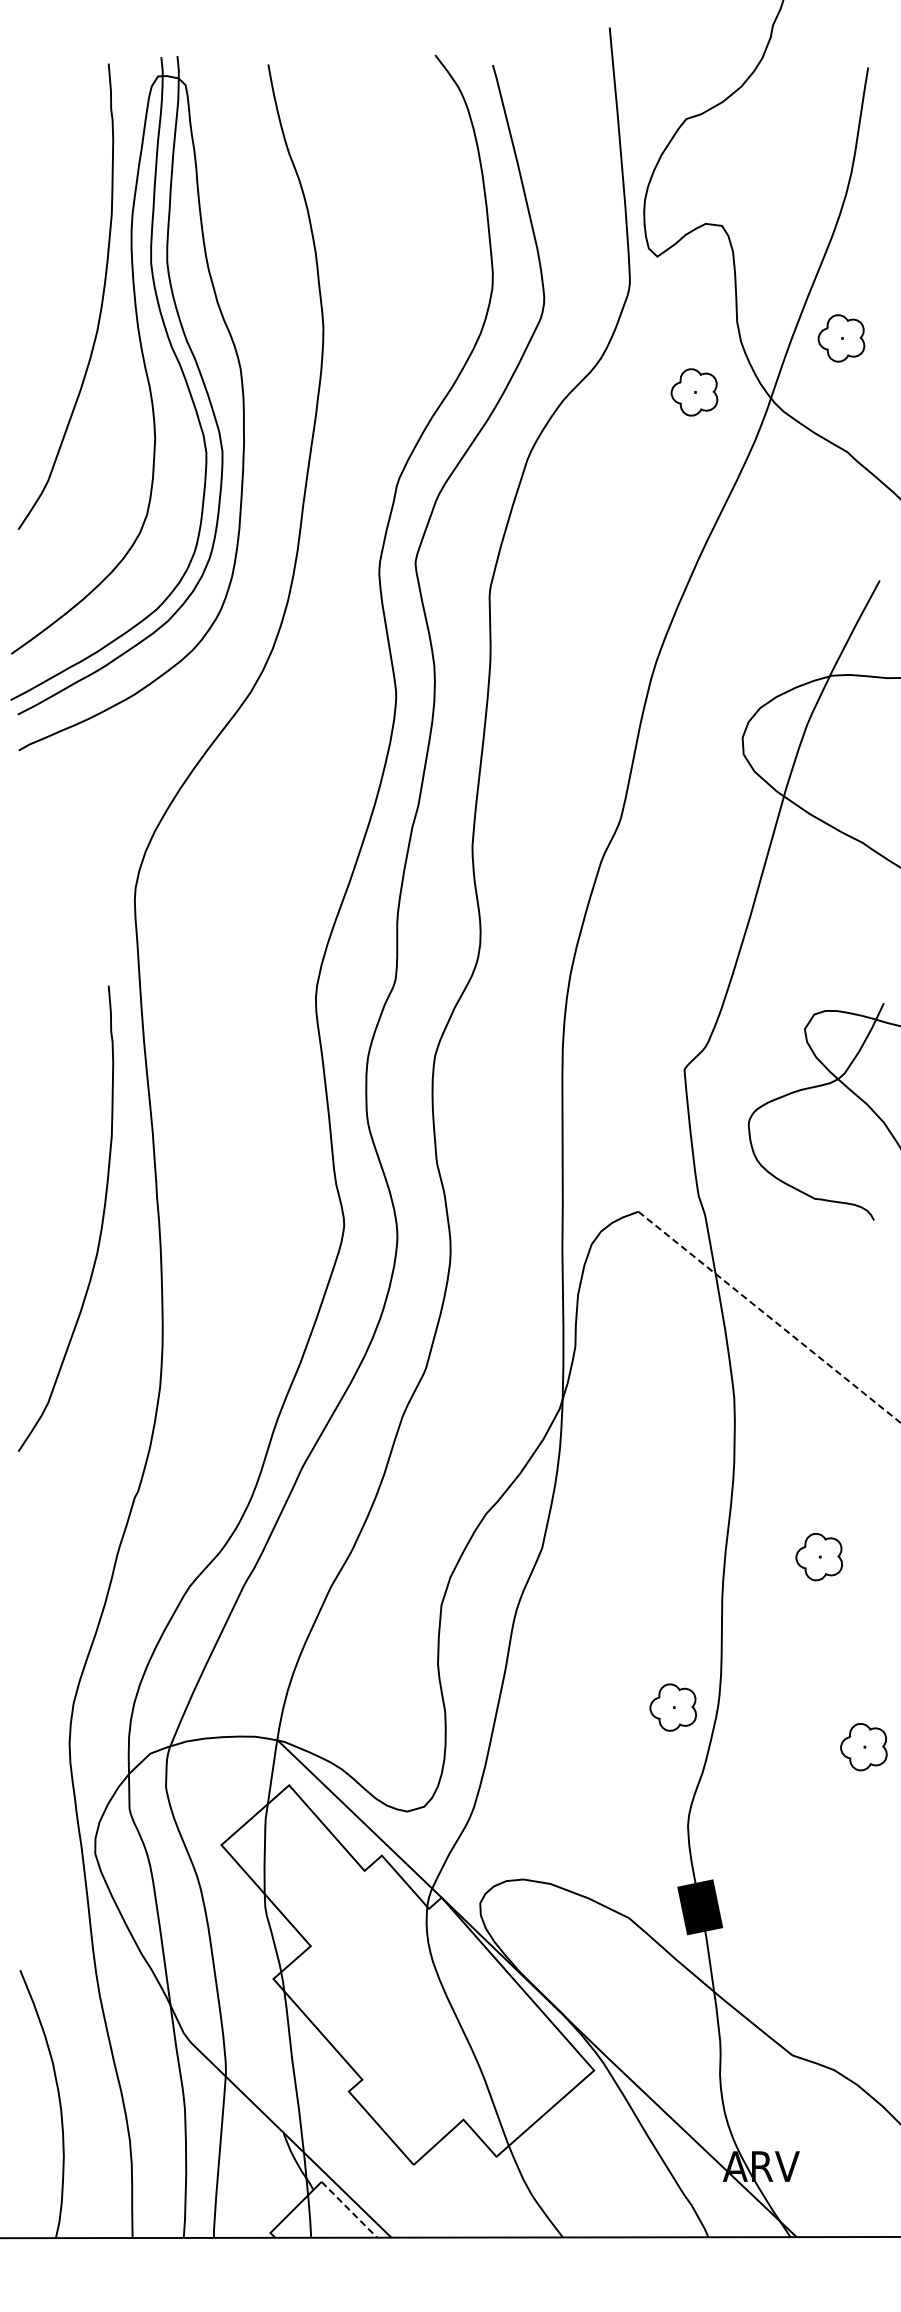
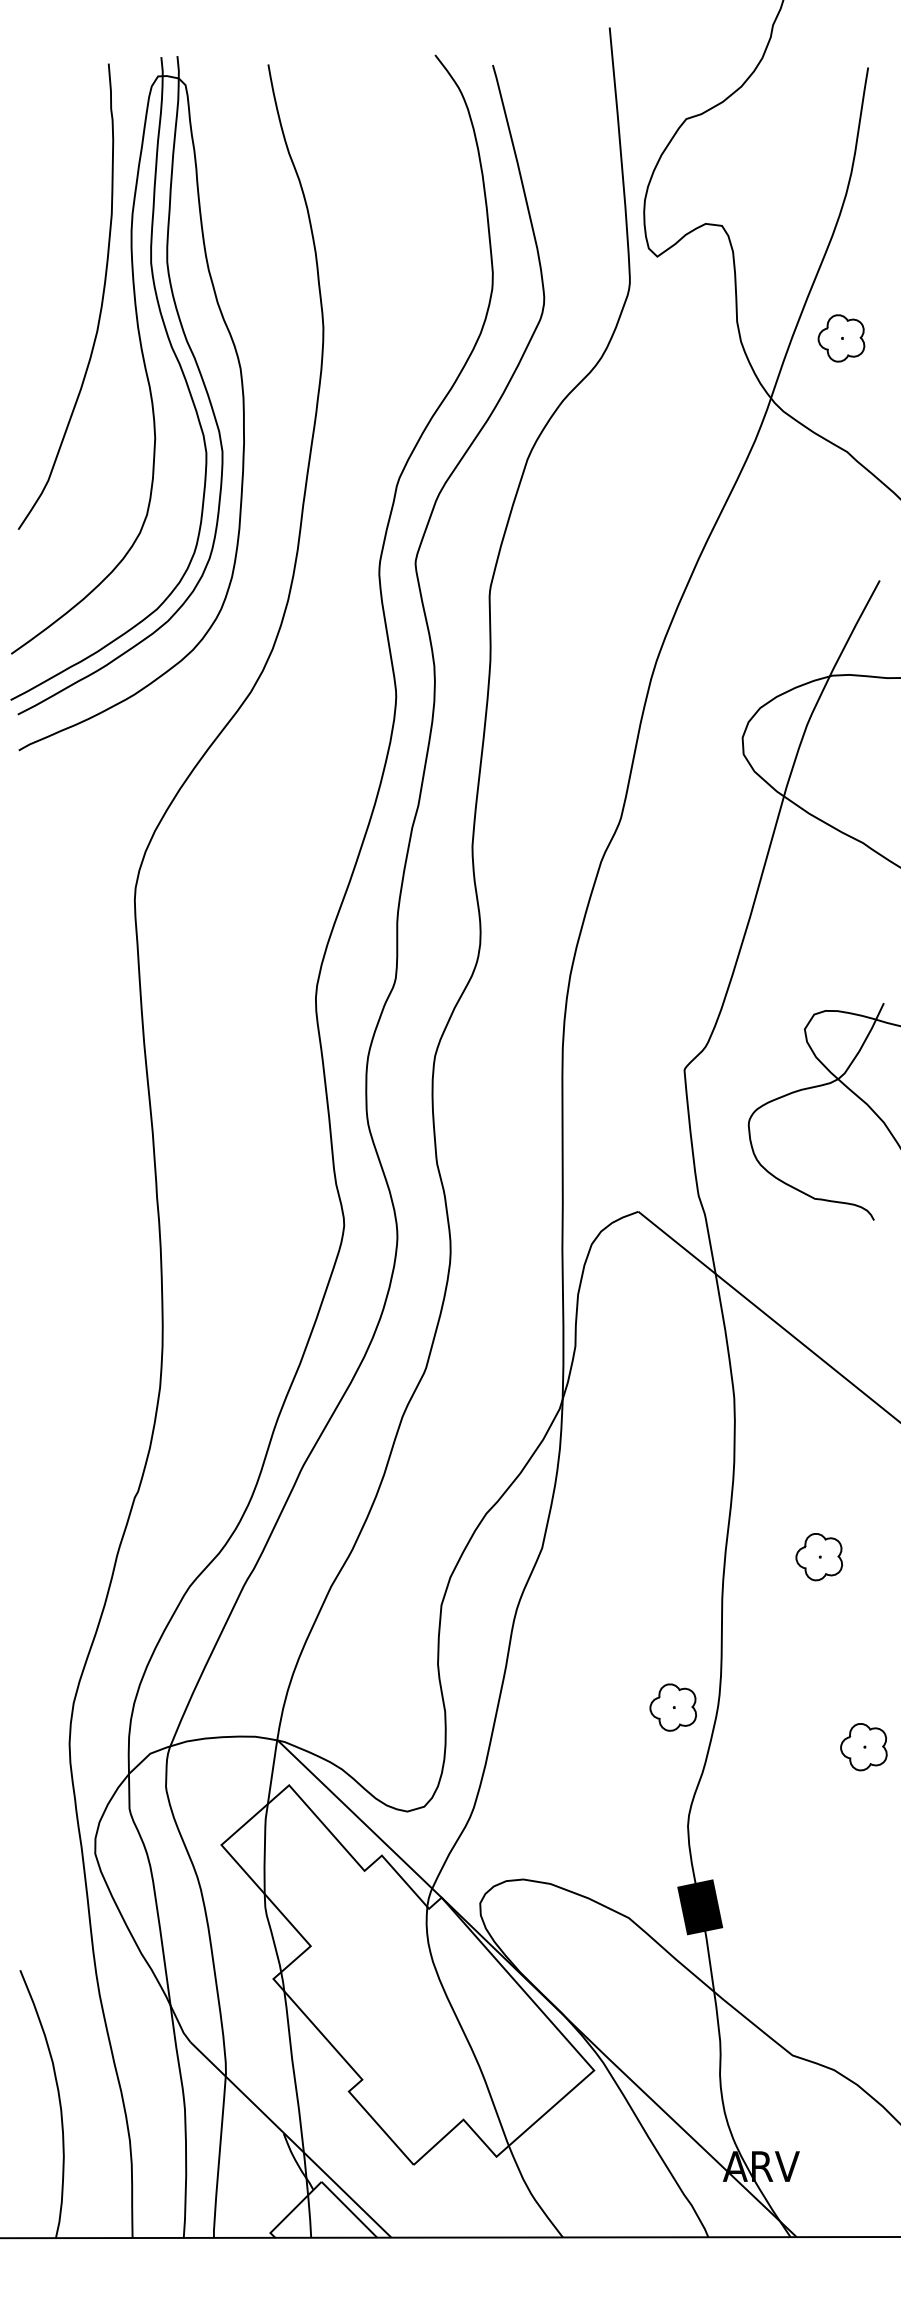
part: present -> none (694, 392)
curve: present -> none (101, 1221)
line: dashed -> solid (769, 1317)
line: dashed -> solid (349, 2210)
